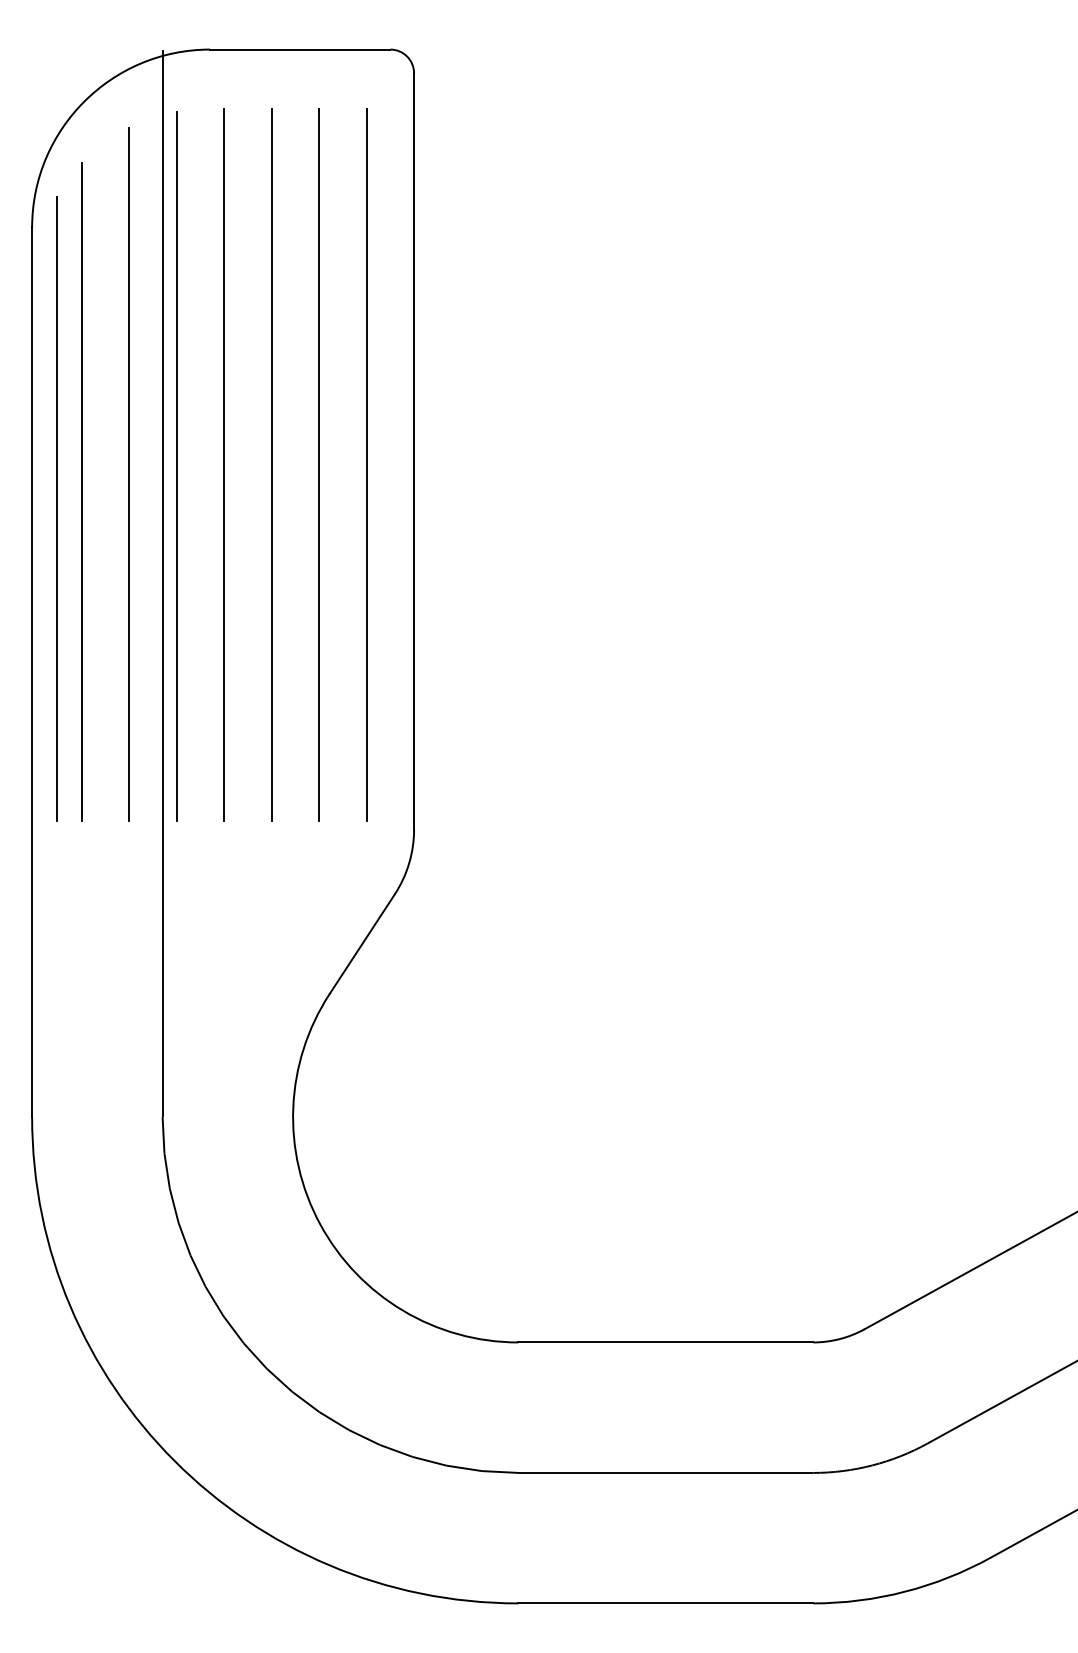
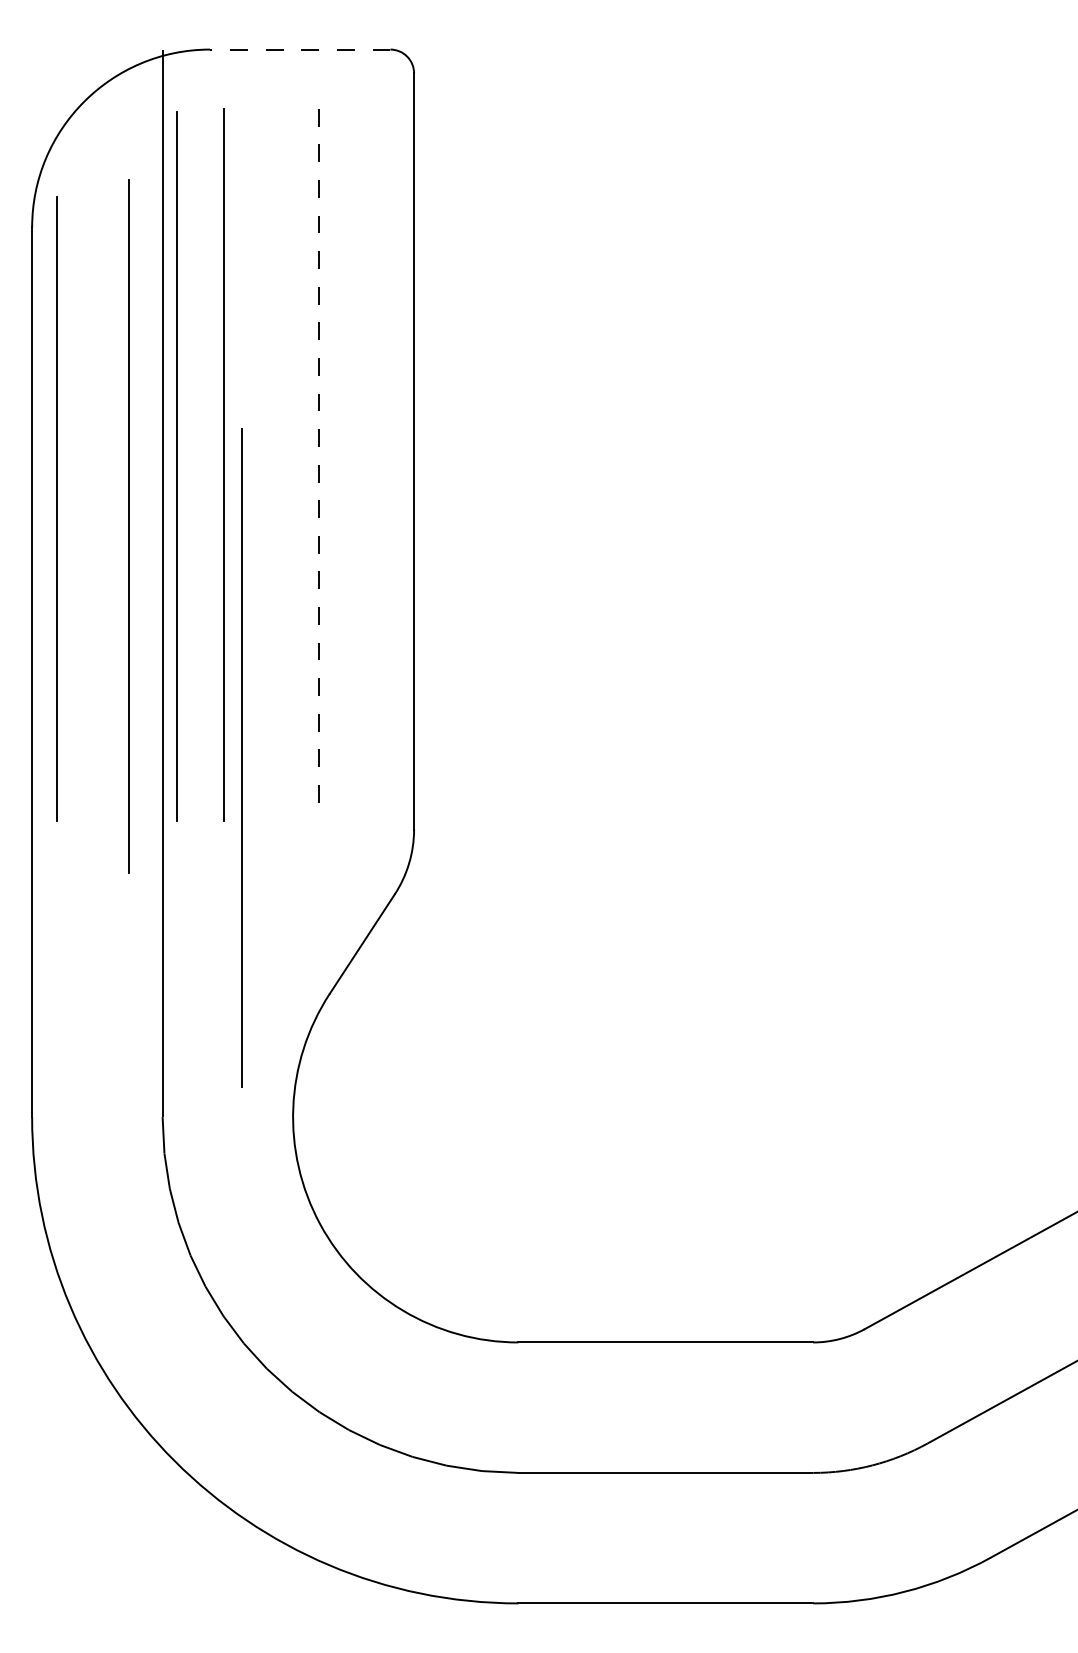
line: solid -> dashed (299, 49)
line: present -> none (271, 464)
line: solid -> dashed (319, 464)
line: present -> none (366, 464)
line position: (128, 474) -> (128, 526) (128, 526)
line position: (81, 491) -> (241, 757) (241, 757)
